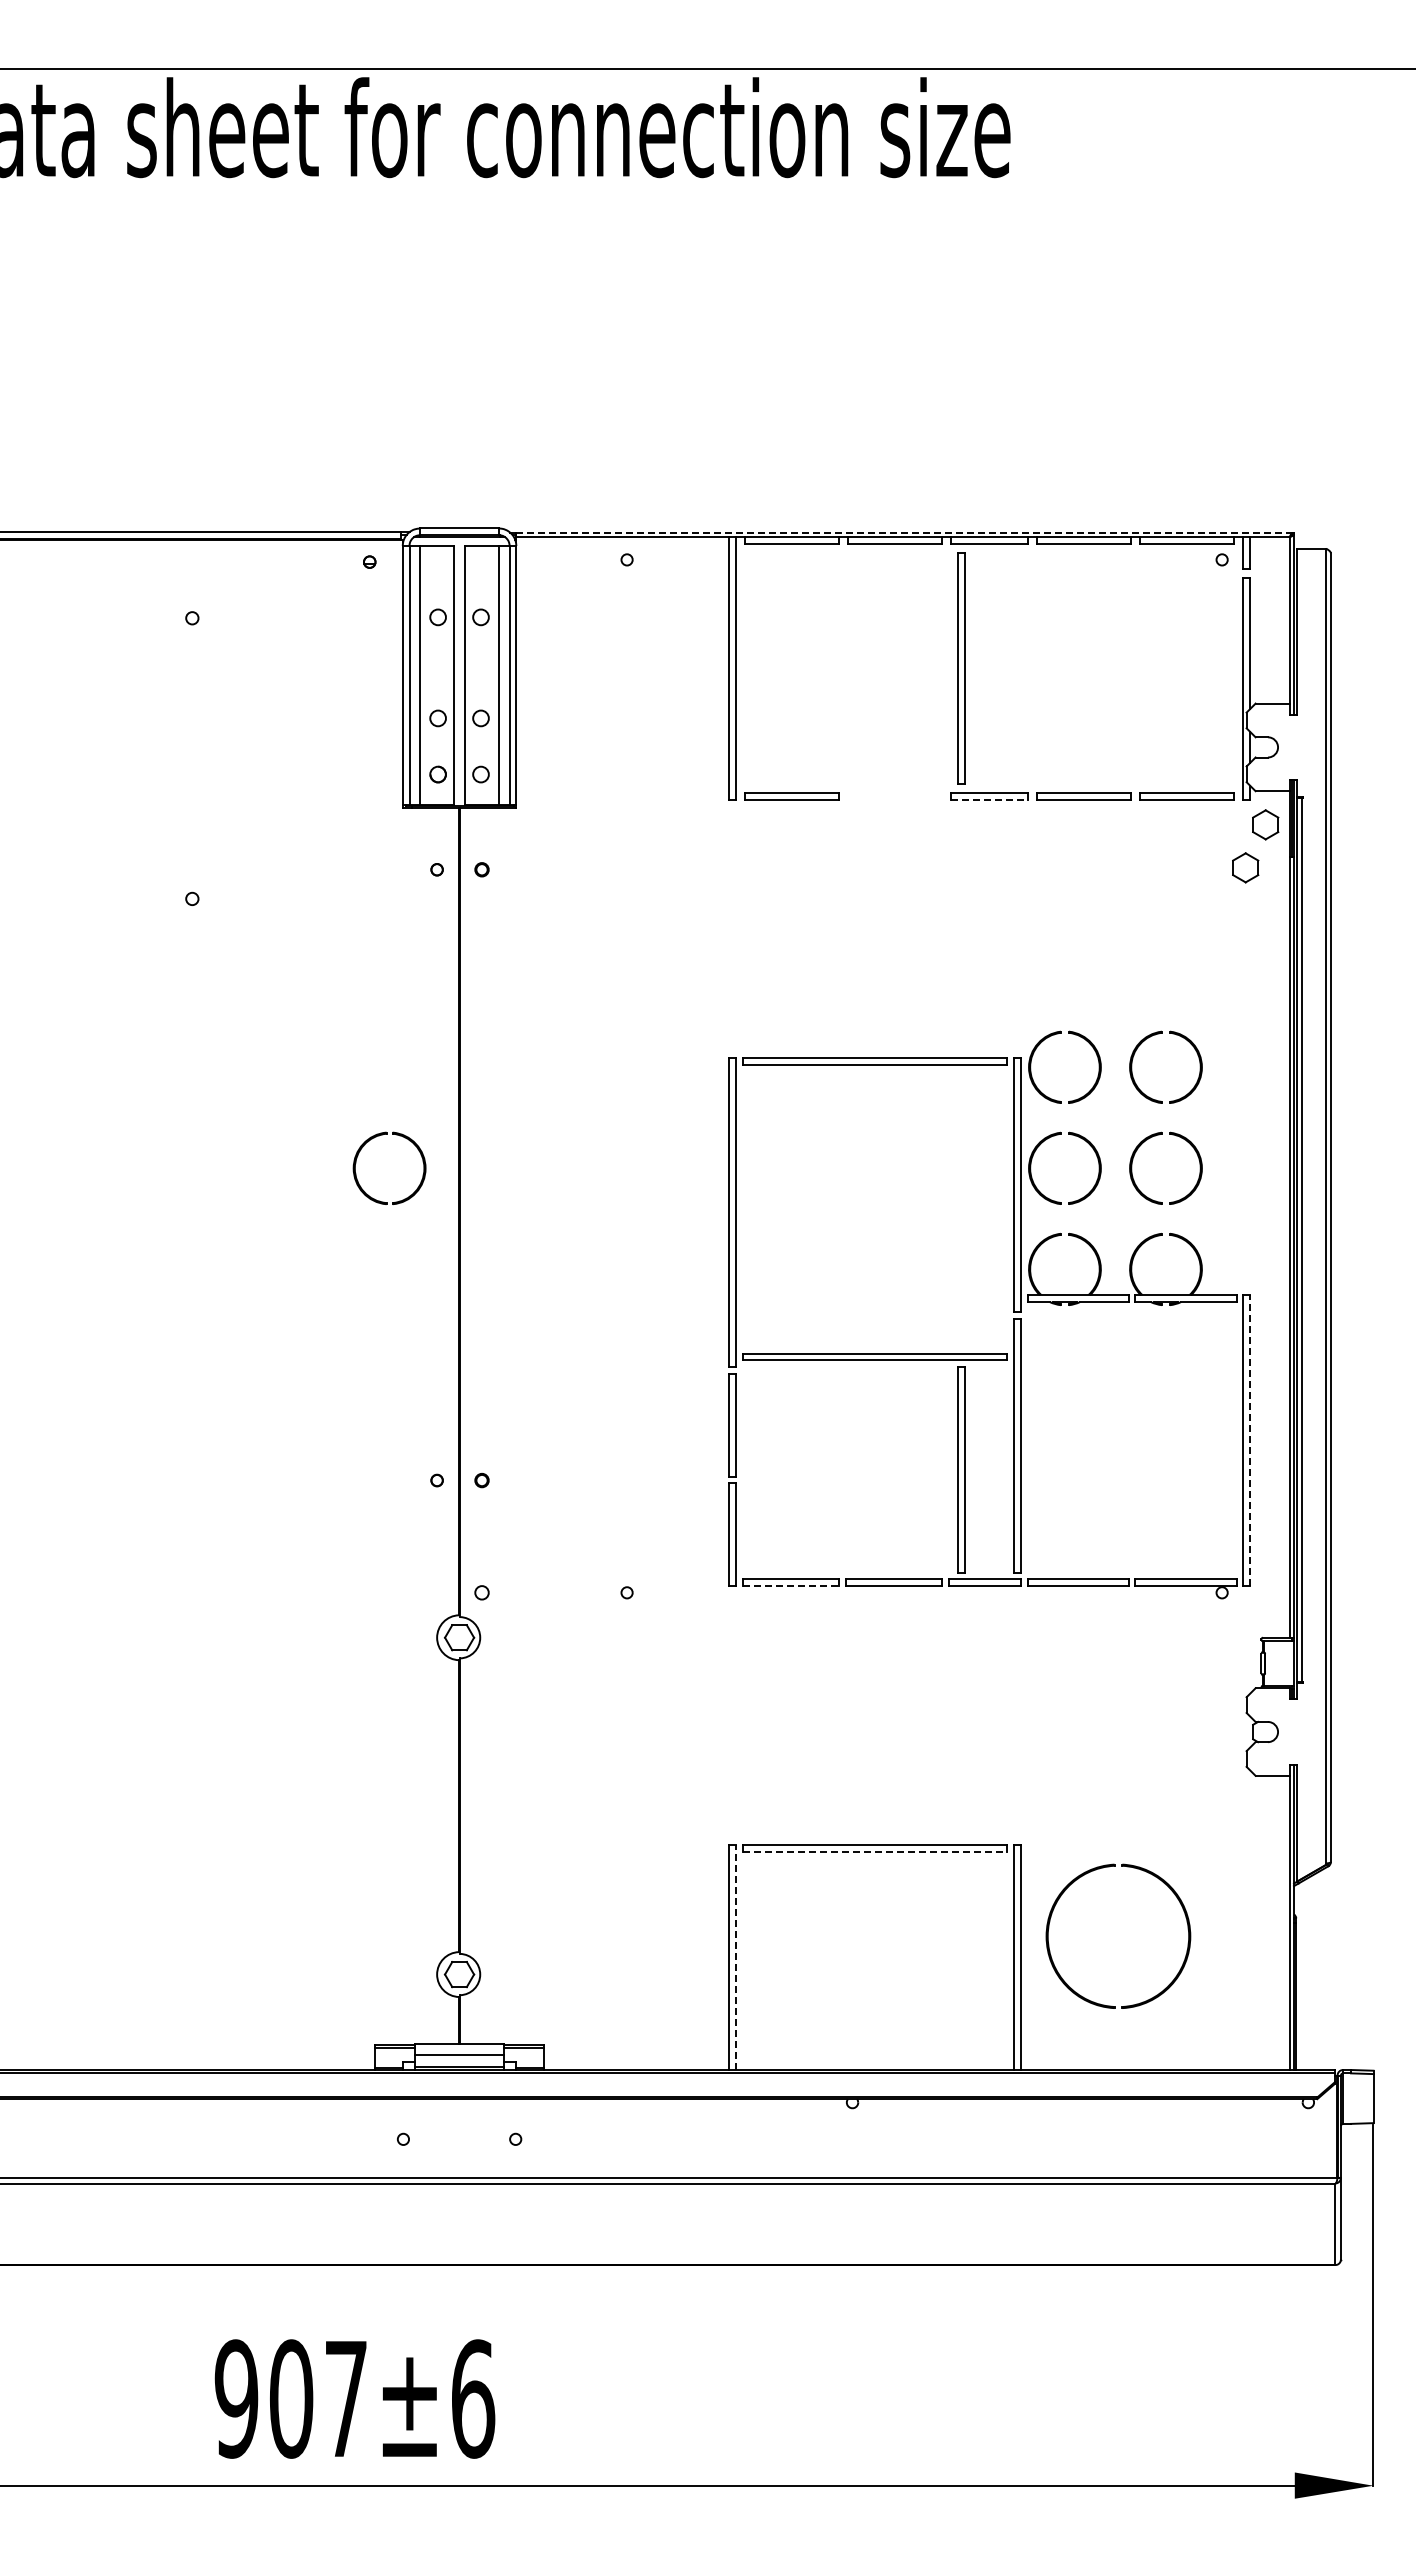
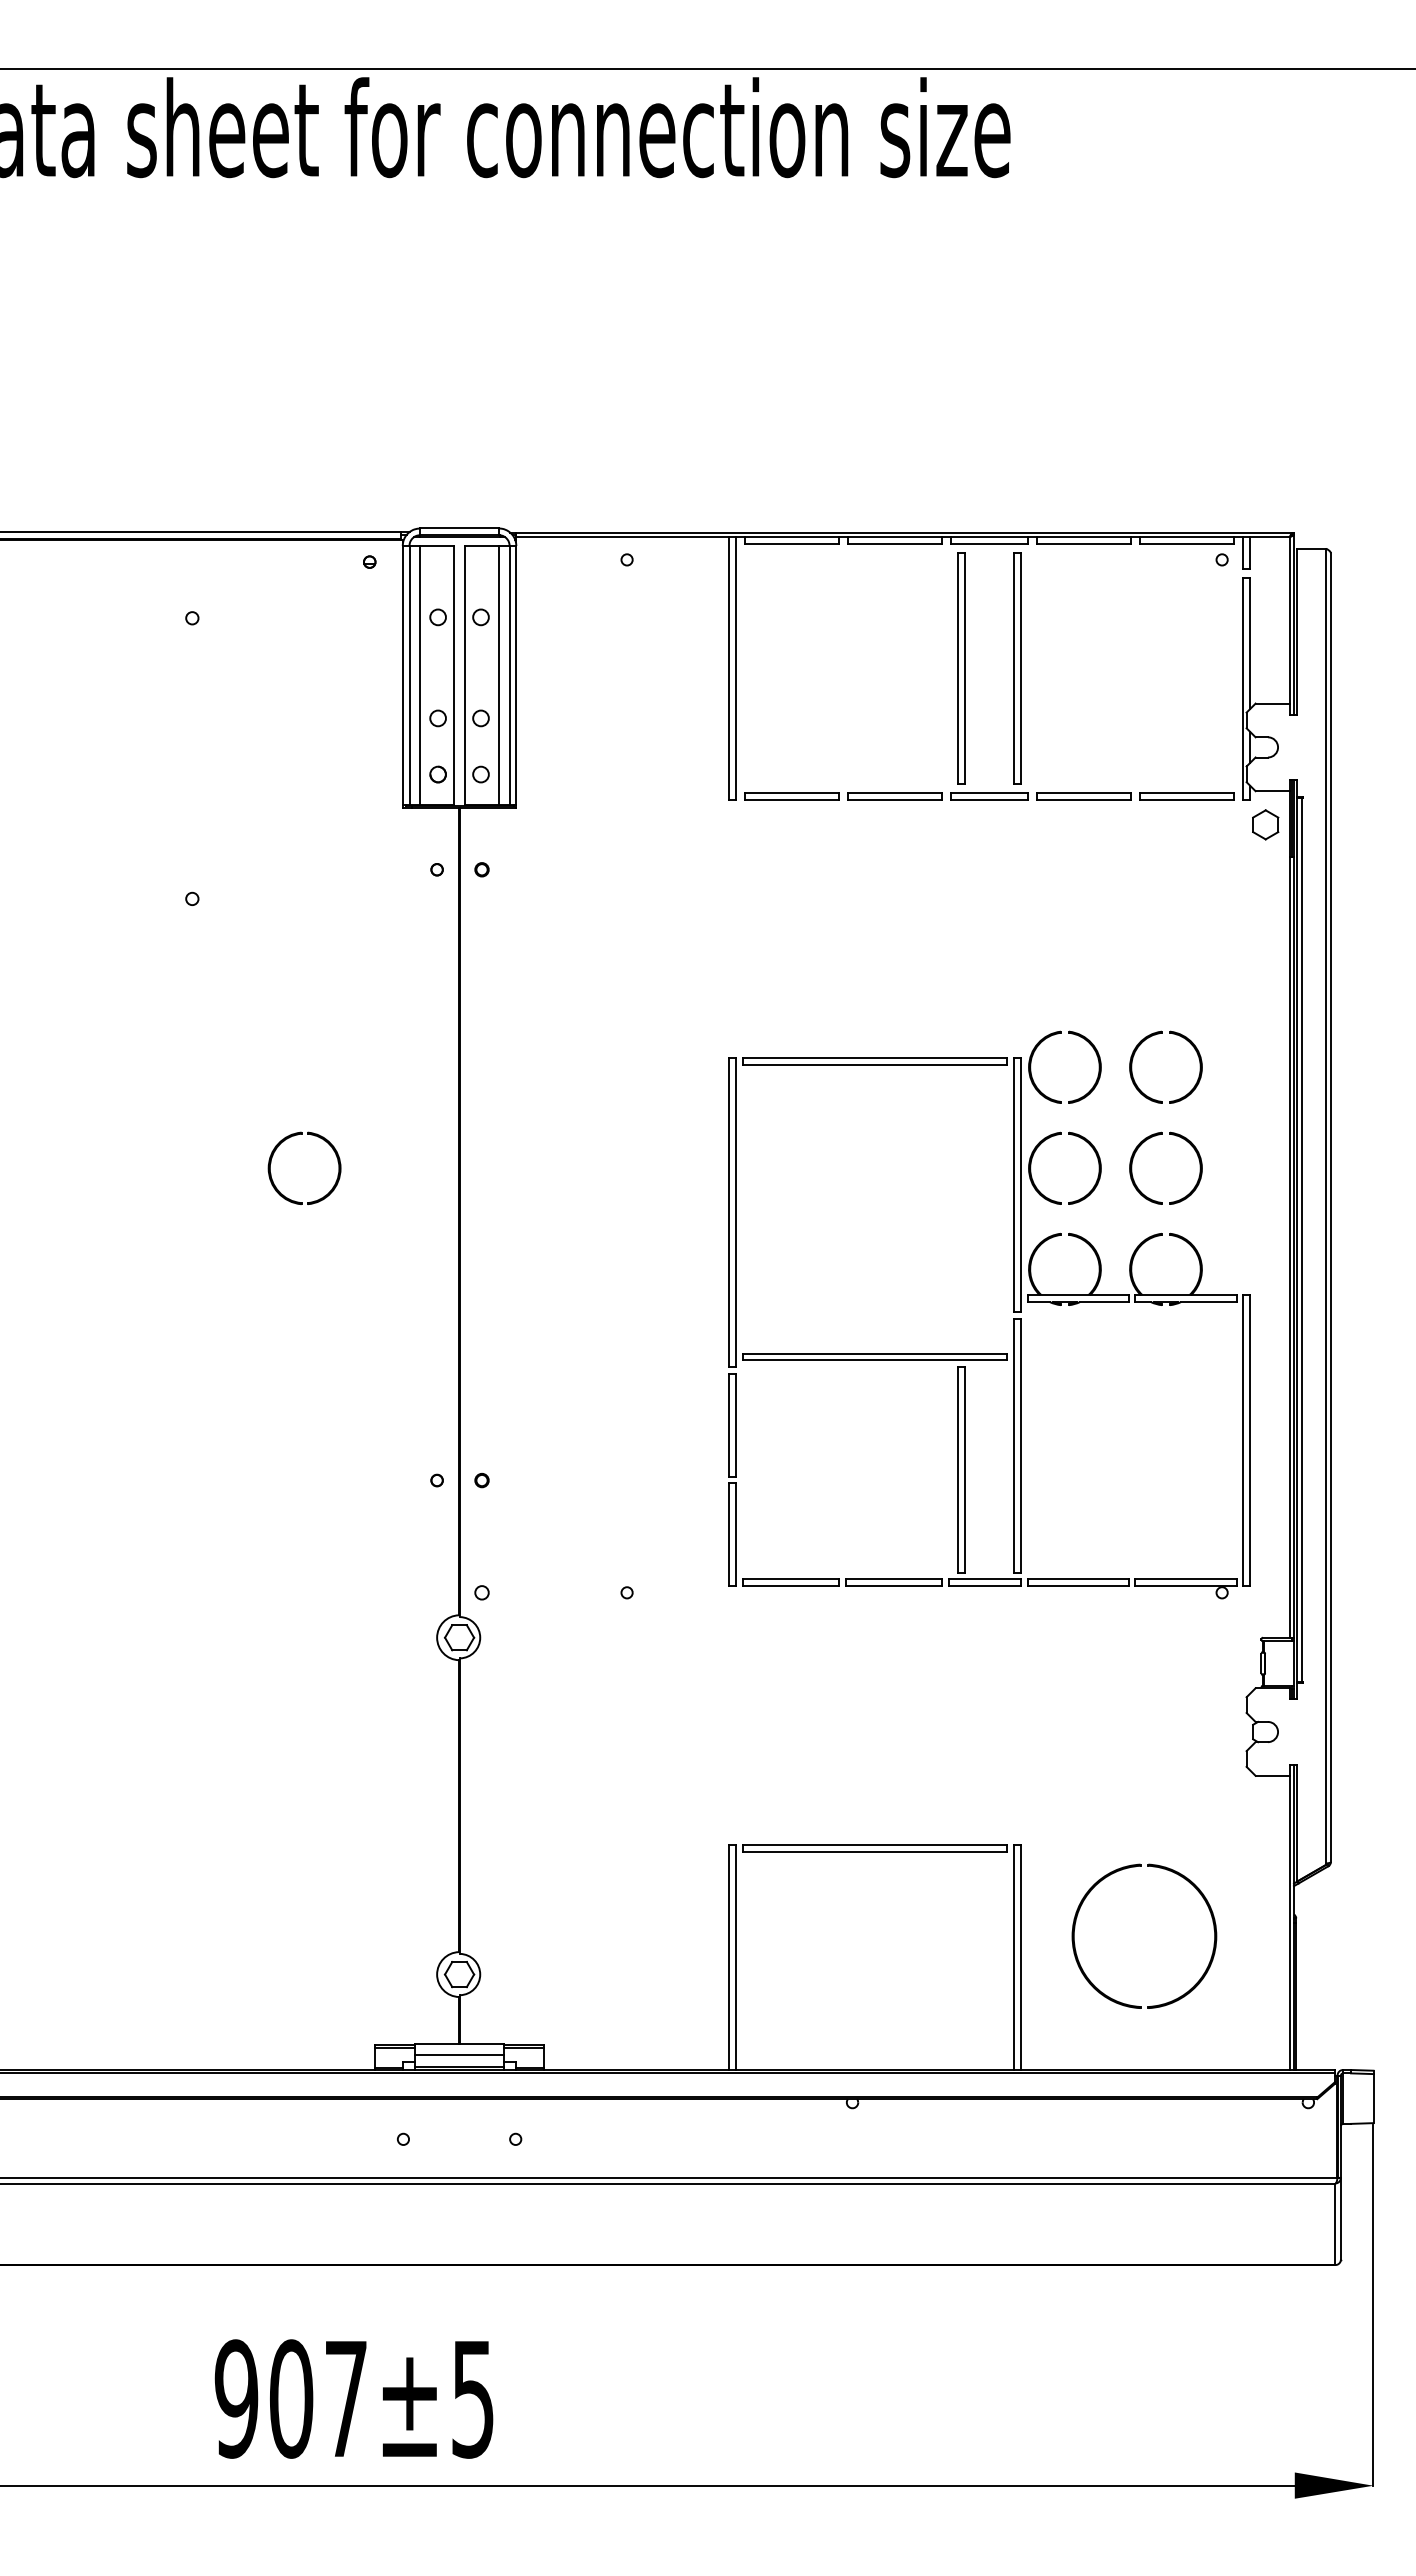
line: dashed -> solid (903, 532)
part: none -> present (1017, 668)
part: none -> present (894, 796)
line: dashed -> solid (990, 800)
part: present -> none (1245, 867)
part position: (379, 1136) -> (294, 1136) (294, 1136)
line: dashed -> solid (1249, 1440)
line: dashed -> solid (791, 1586)
line: dashed -> solid (875, 1852)
part position: (1109, 1867) -> (1135, 1867) (1135, 1867)
line: dashed -> solid (735, 1957)
text: 907±6 -> 907±5 (473, 2398)
